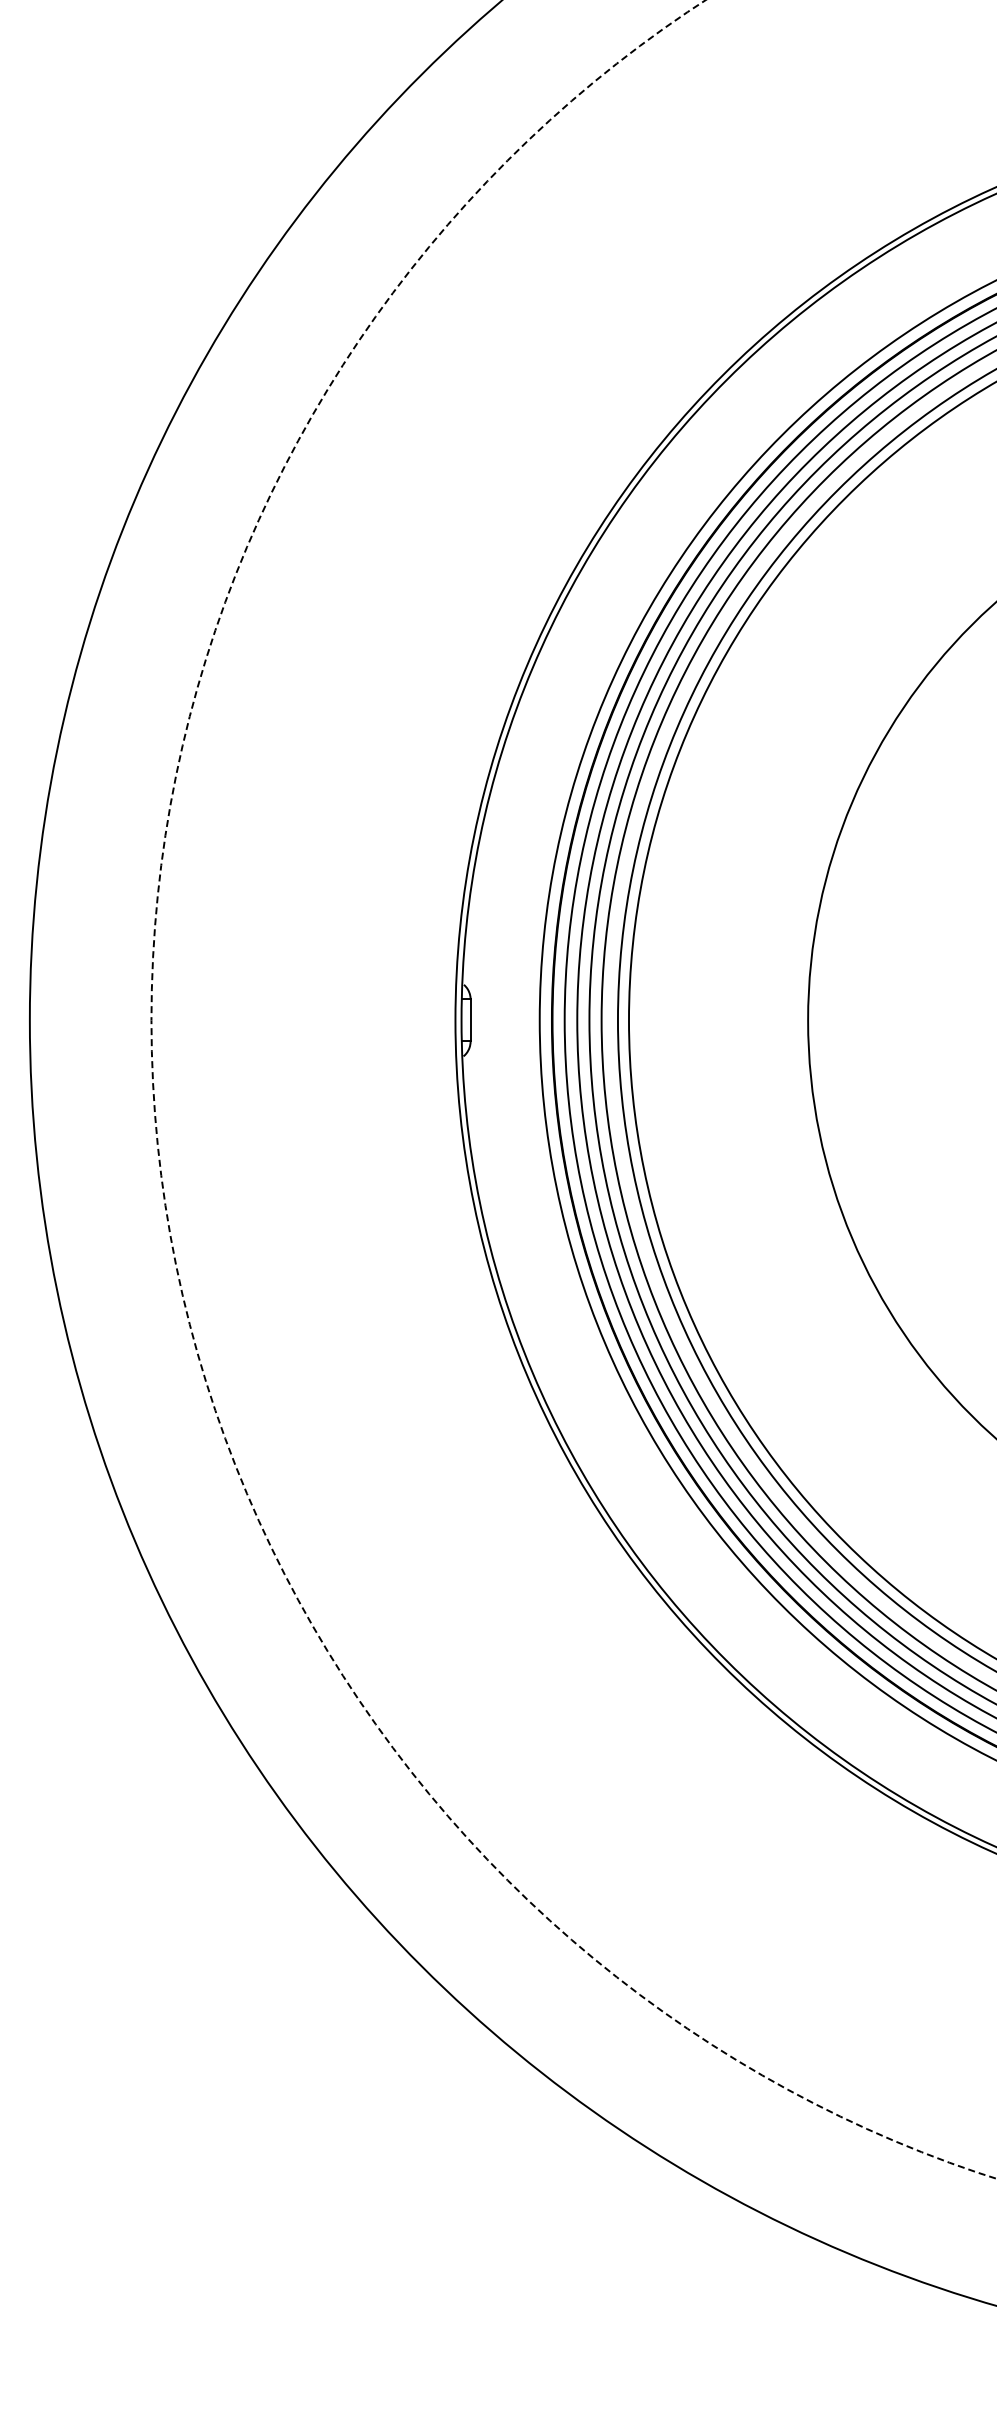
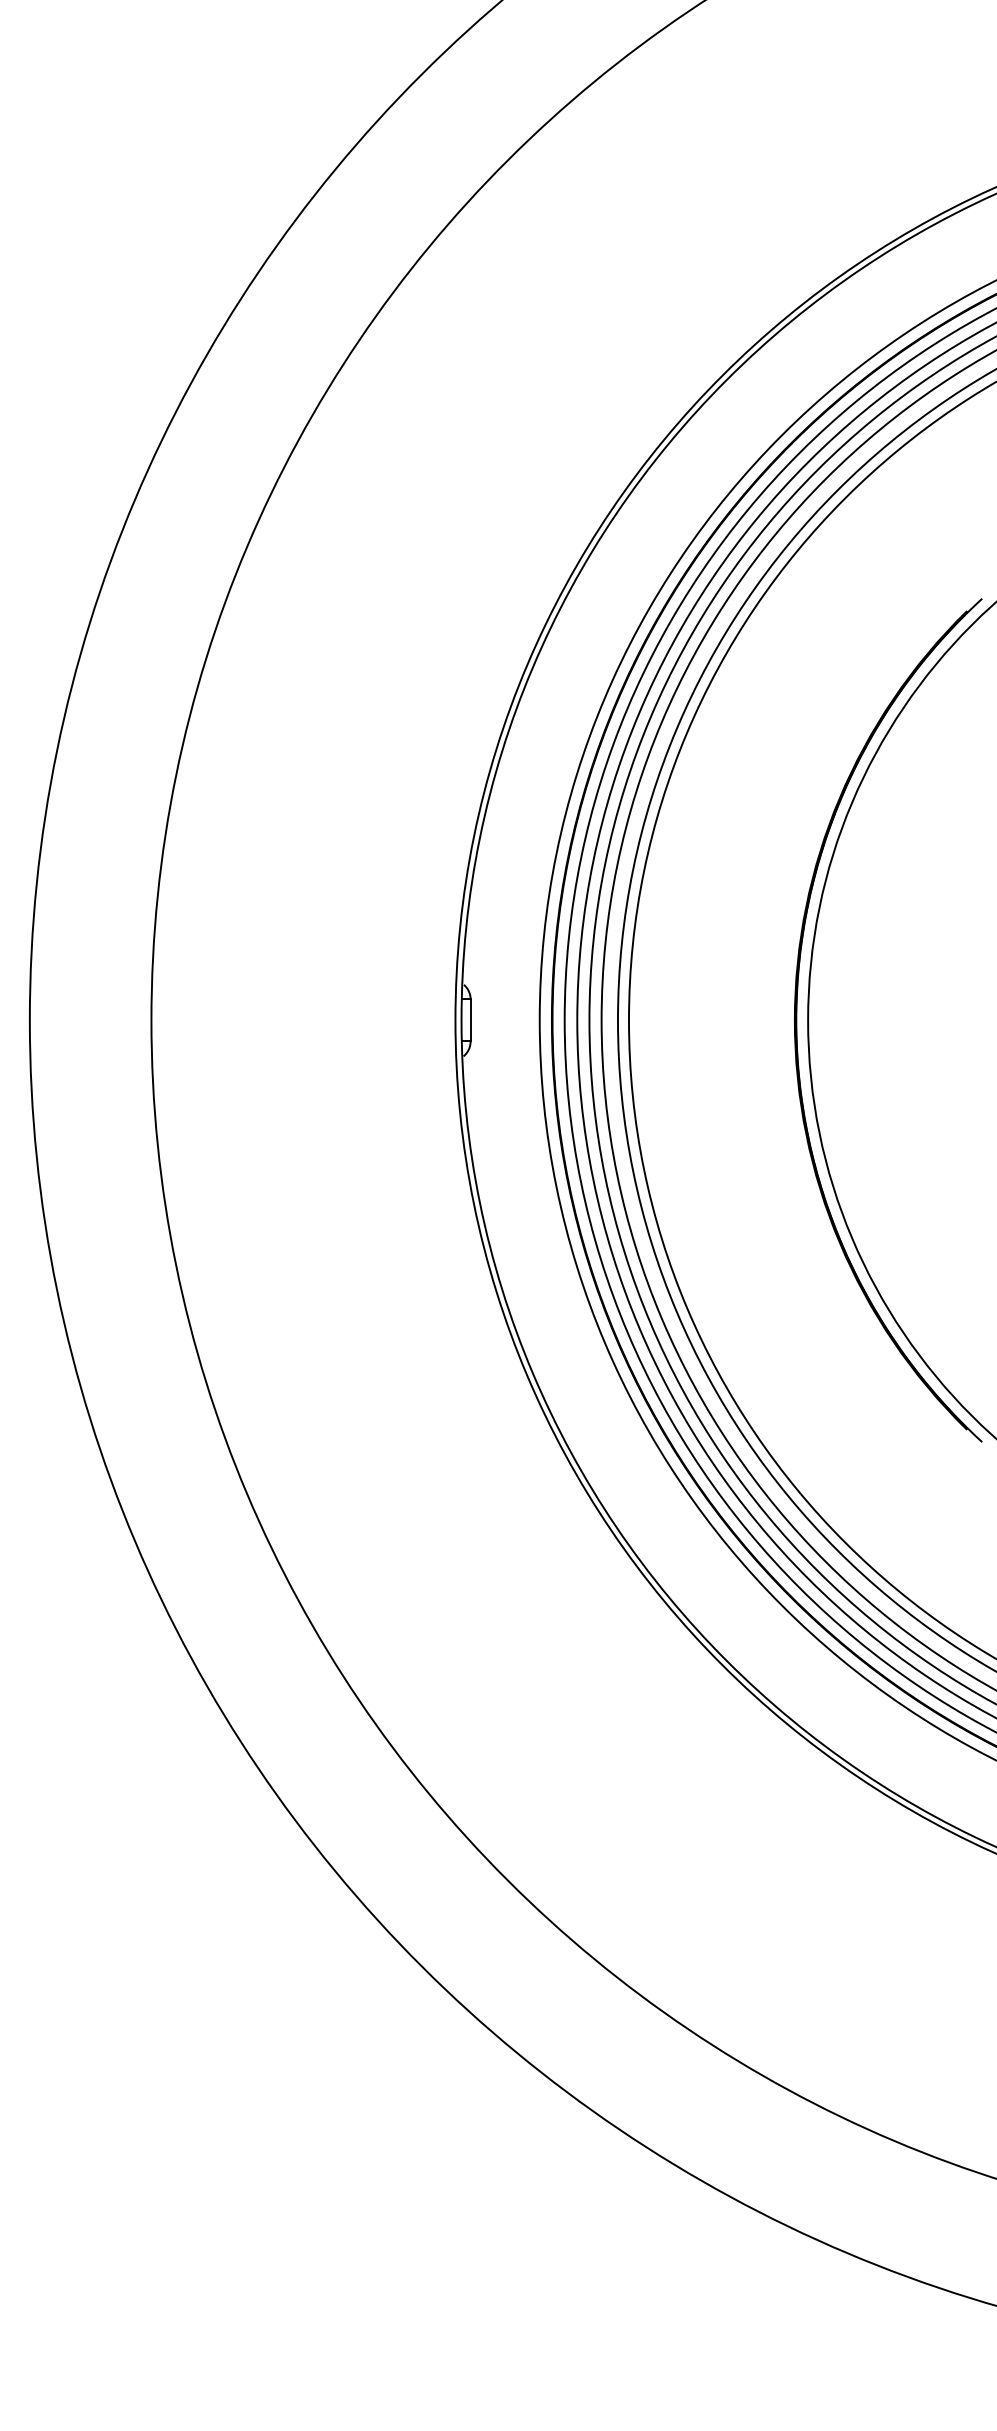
part: none -> present (797, 1020)
circle: dashed -> solid (573, 1089)
